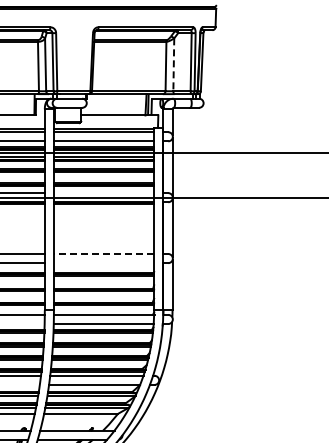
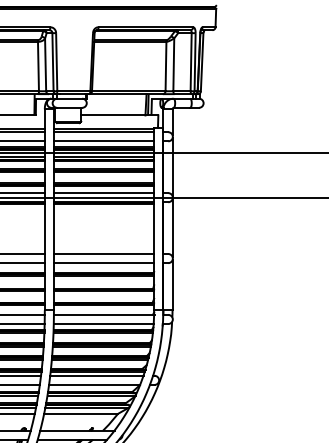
line: dashed -> solid (173, 65)
line: none -> present (103, 193)
line: dashed -> solid (103, 254)
line: none -> present (103, 263)
line: none -> present (23, 324)
line: none -> present (20, 384)
